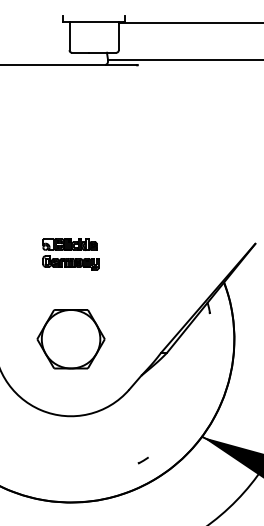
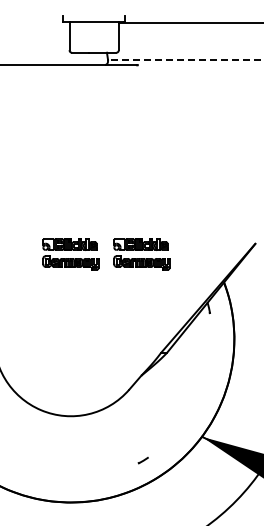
line: solid -> dashed (185, 59)
part: none -> present (141, 254)
part: present -> none (70, 339)
